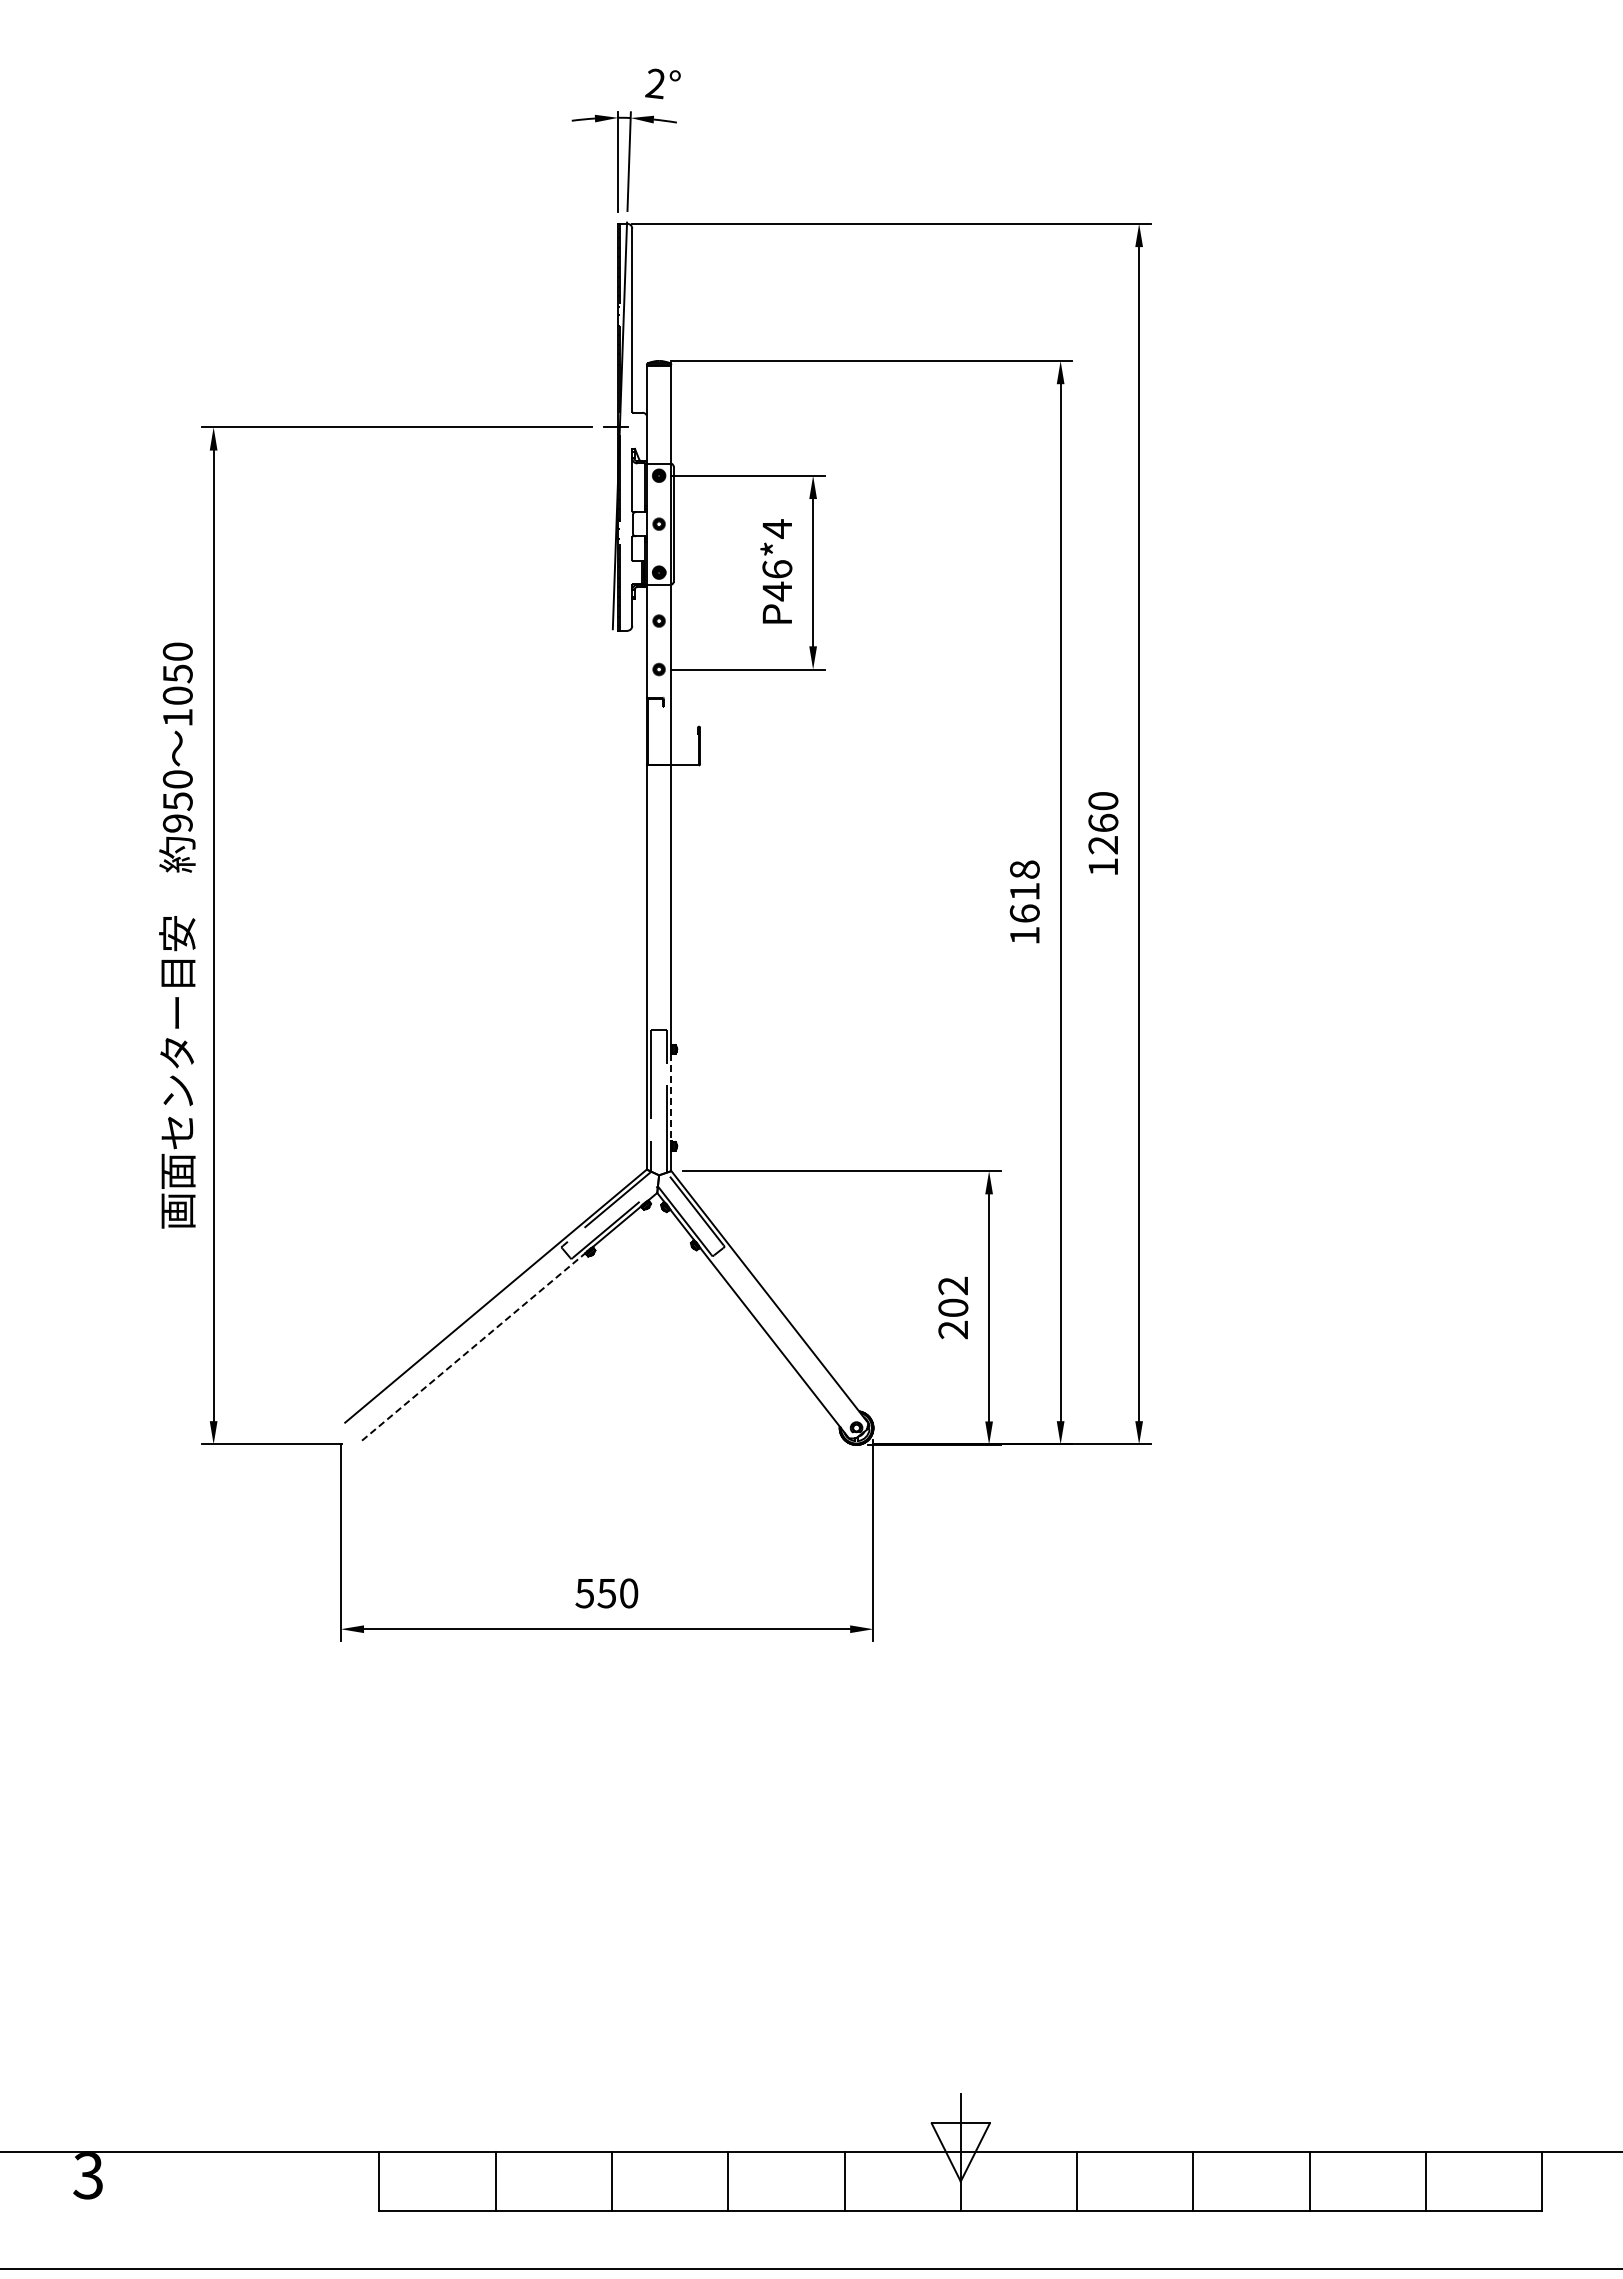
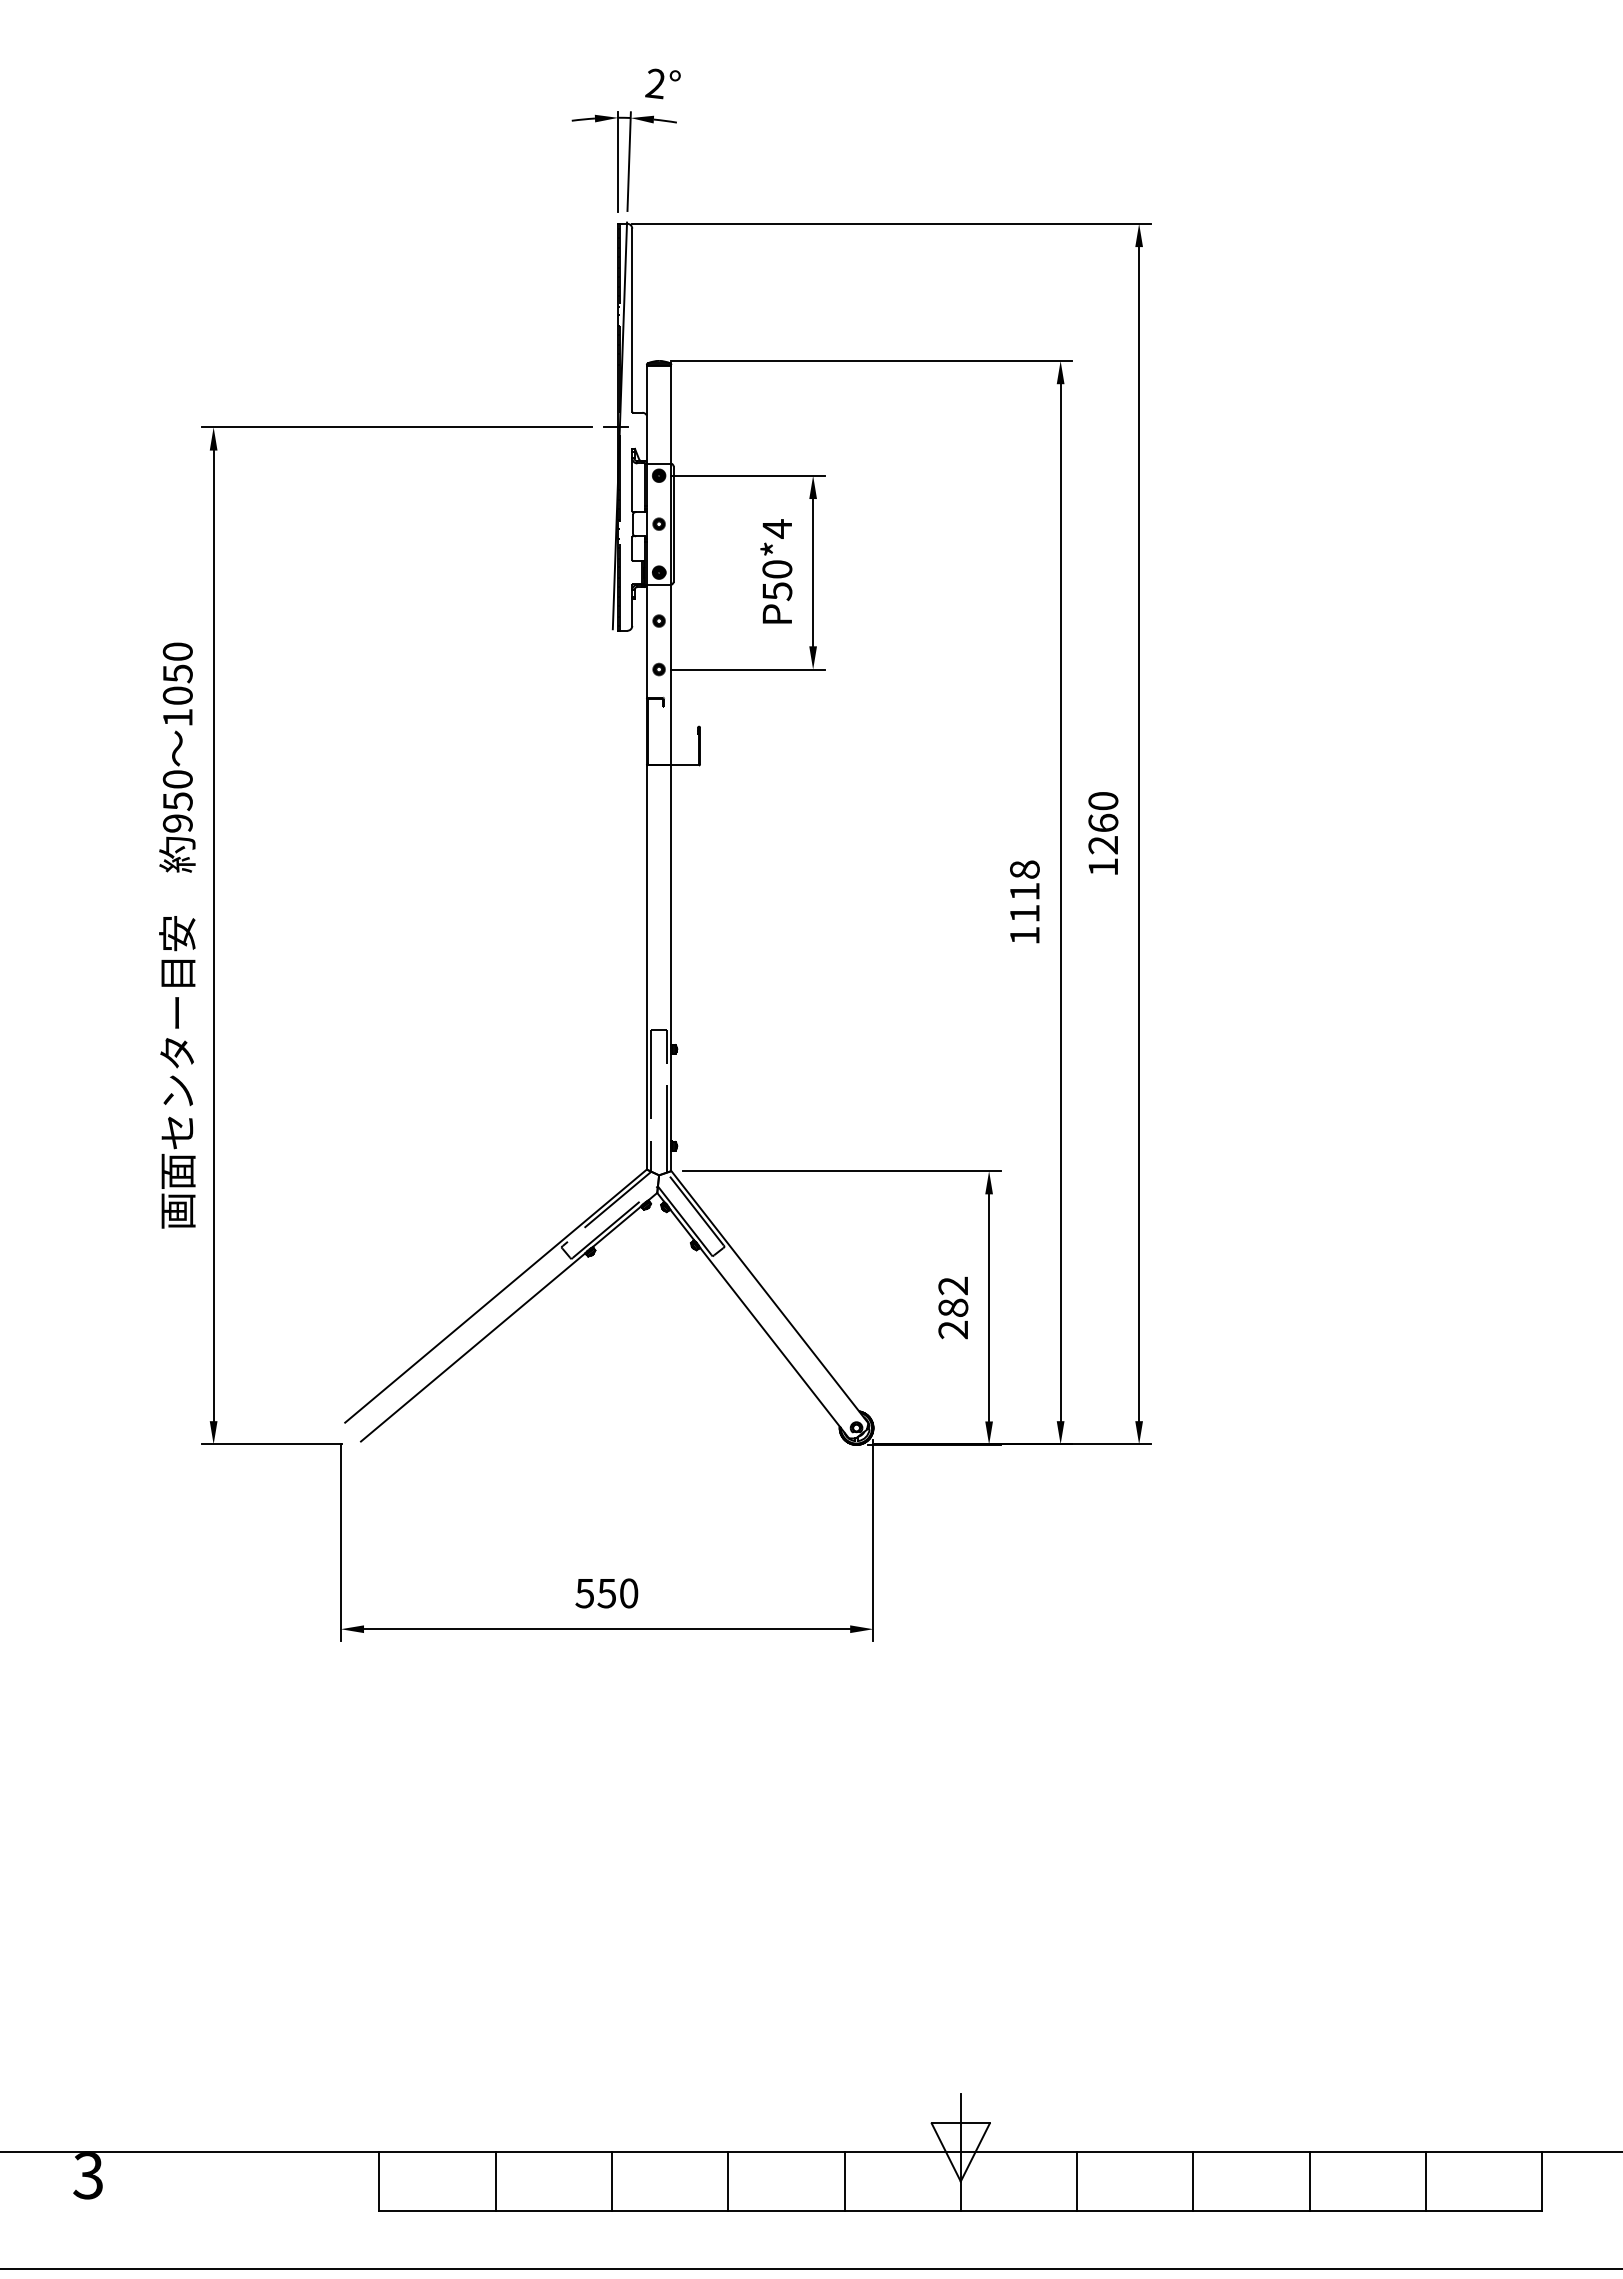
text: P46*4 -> P50*4 (777, 580)
text: 1618 -> 1118 (1024, 913)
line: dashed -> solid (671, 1097)
text: 202 -> 282 (953, 1307)
line: dashed -> solid (473, 1347)
